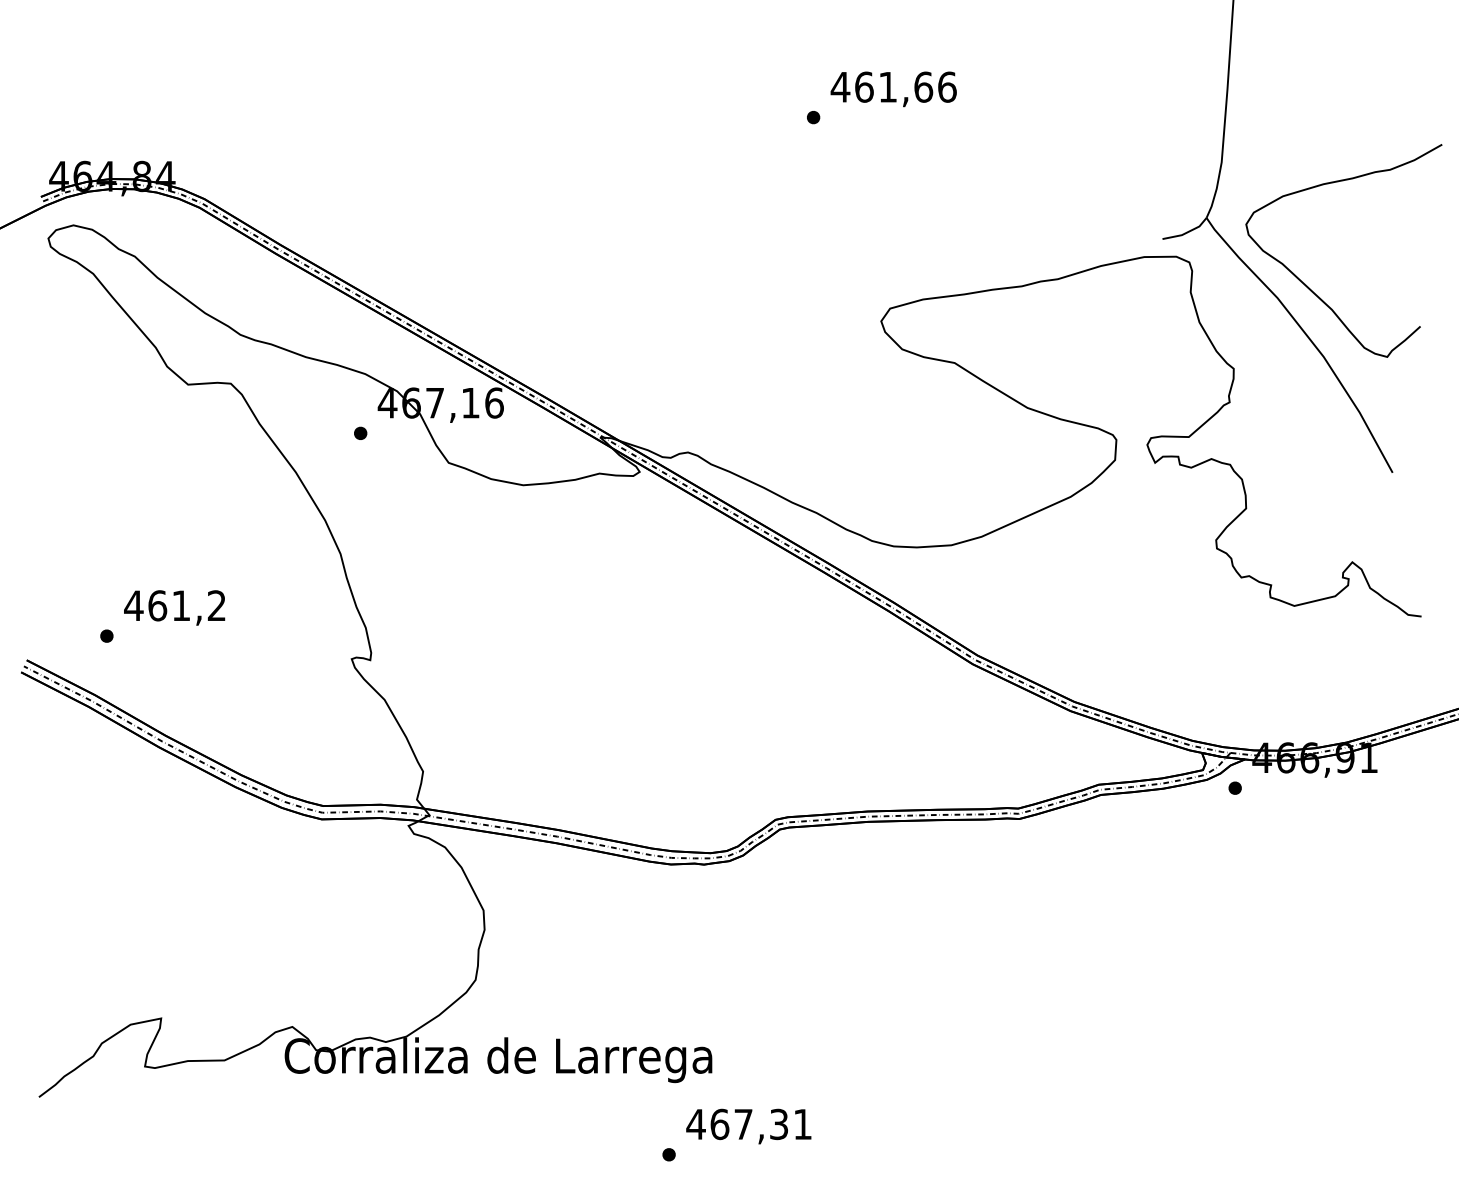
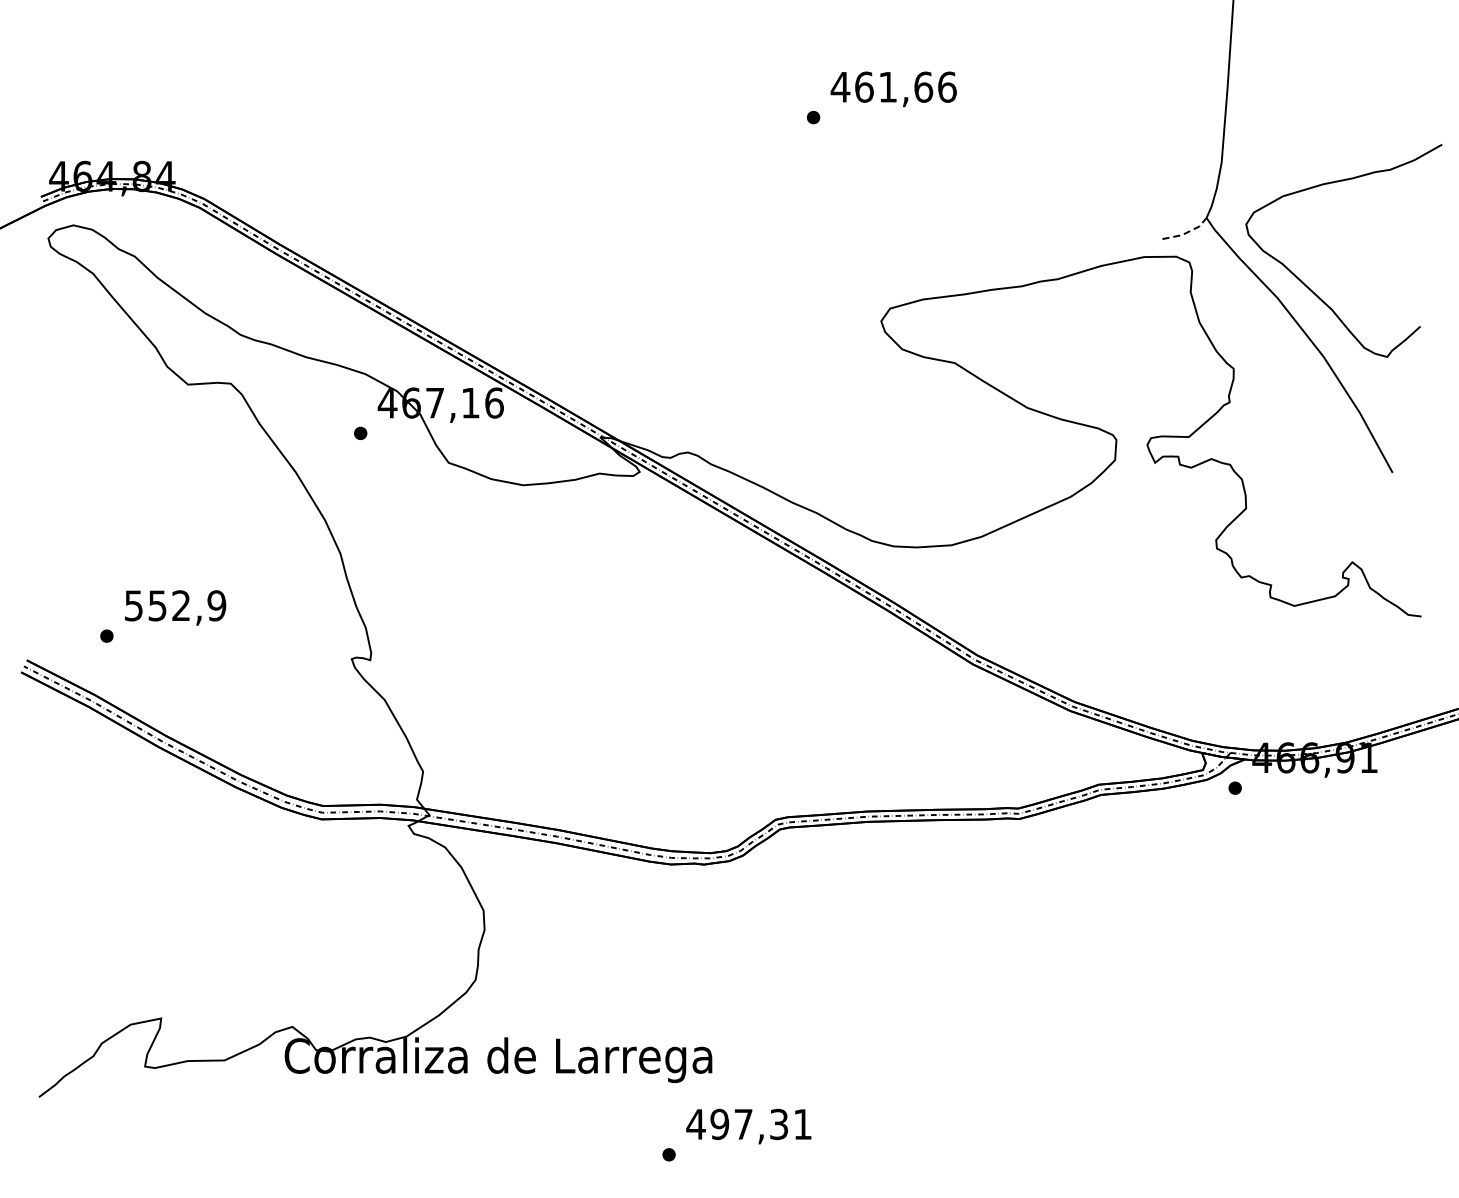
line: solid -> dashed (1187, 232)
text: 461,2 -> 552,9 (175, 605)
text: 467,31 -> 497,31 (719, 1124)
